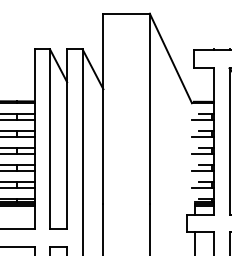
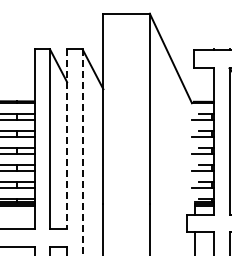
line: solid -> dashed (67, 139)
line: solid -> dashed (82, 152)
